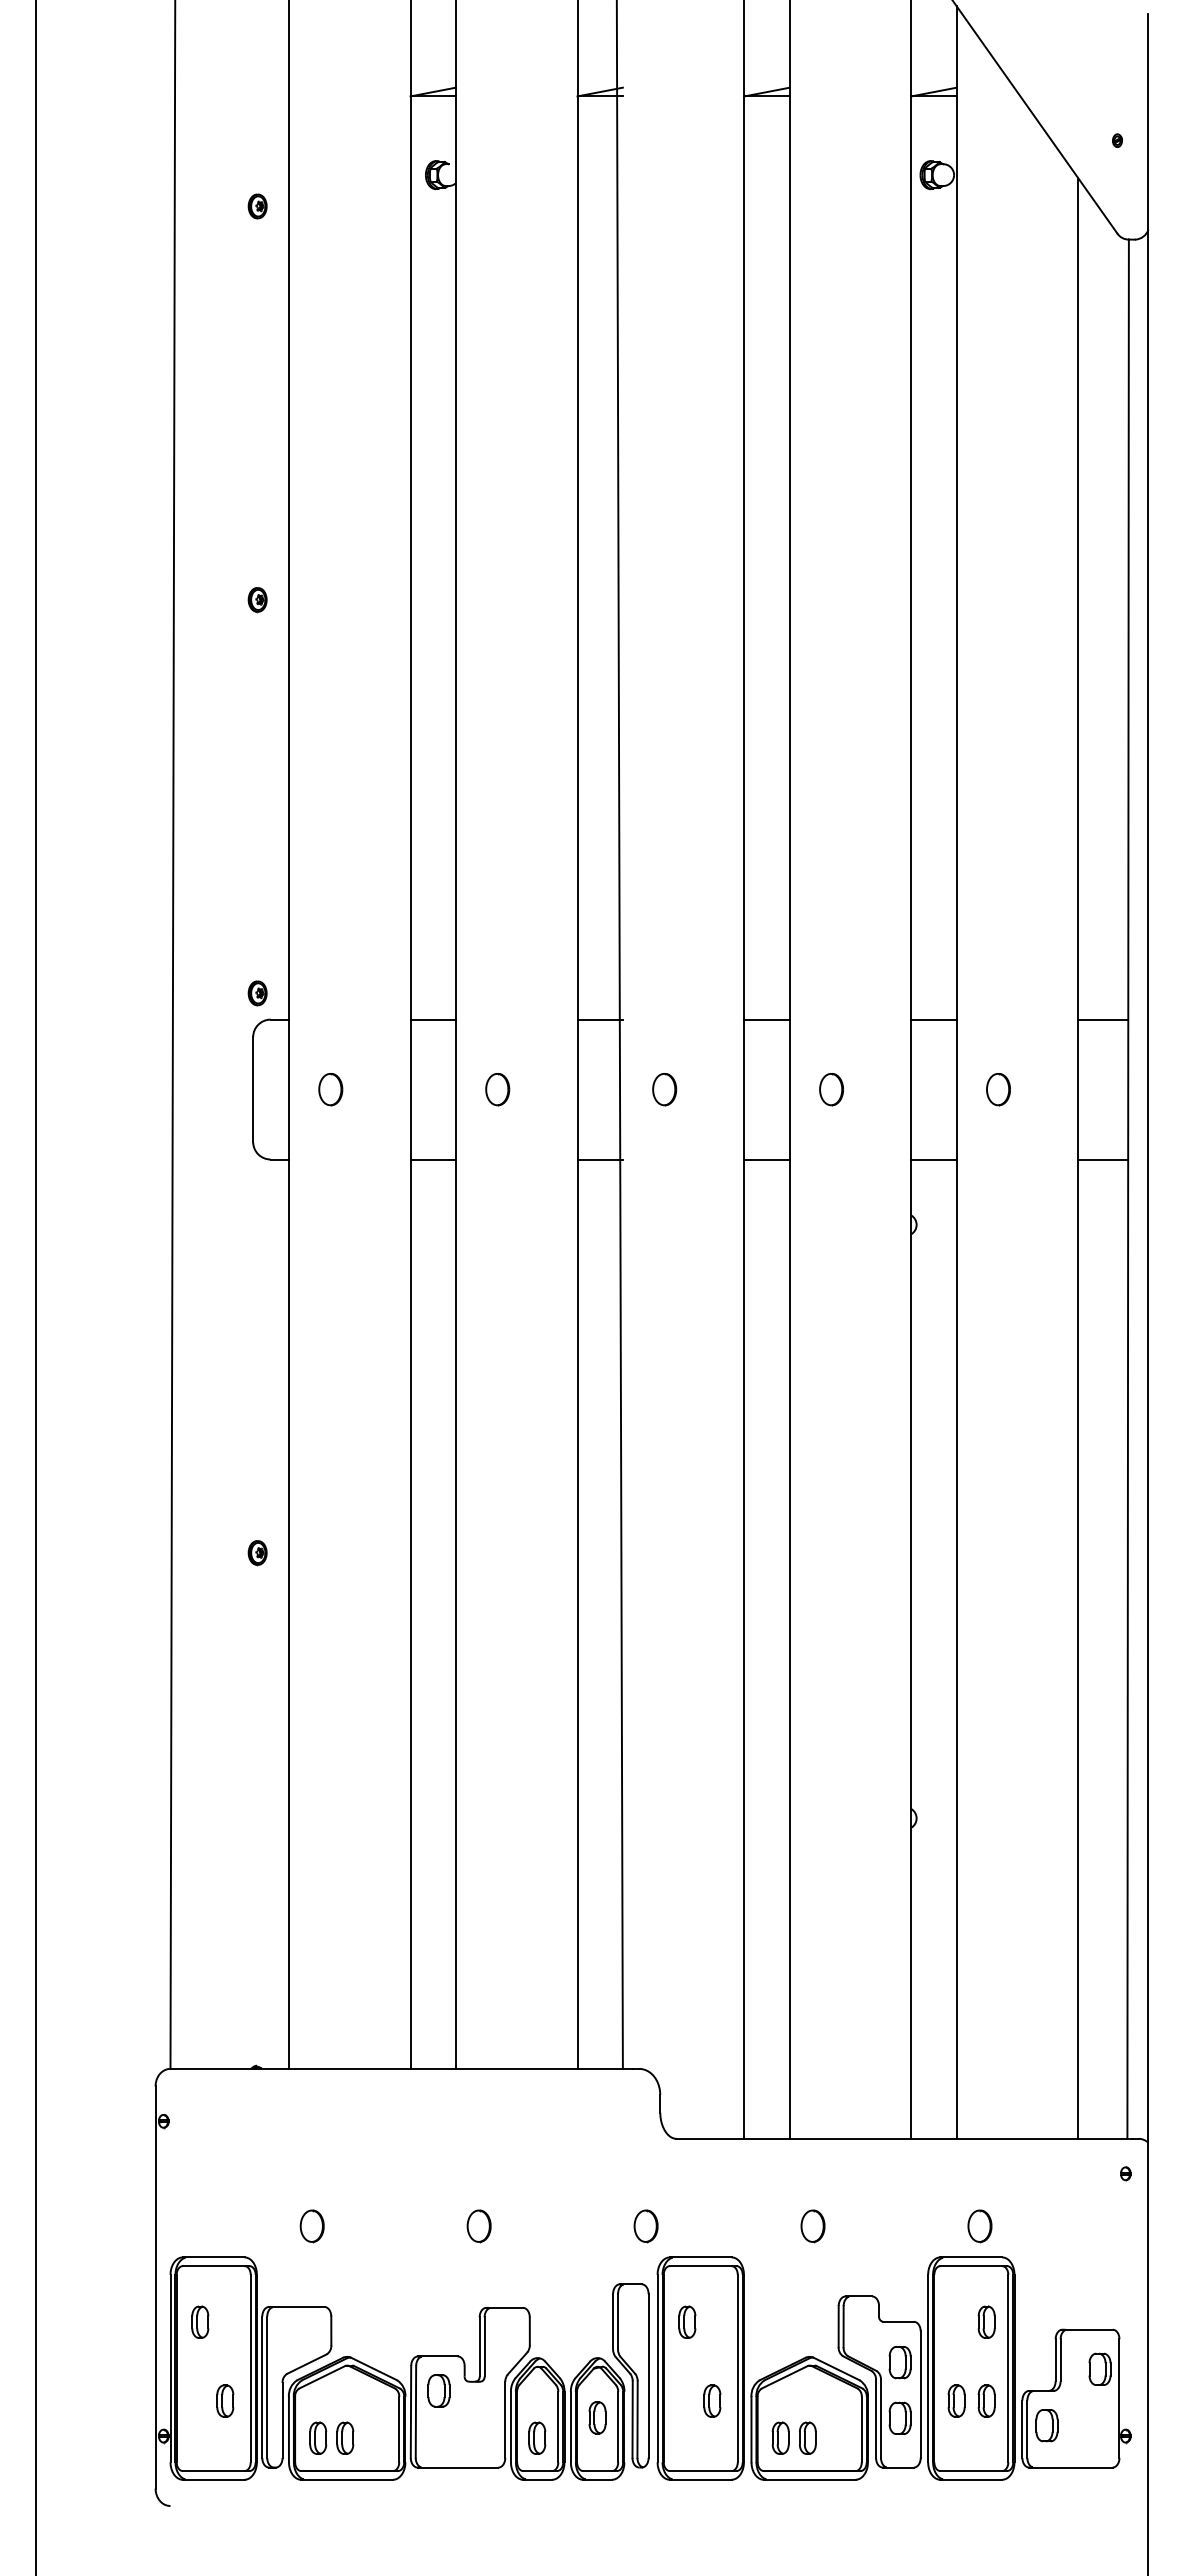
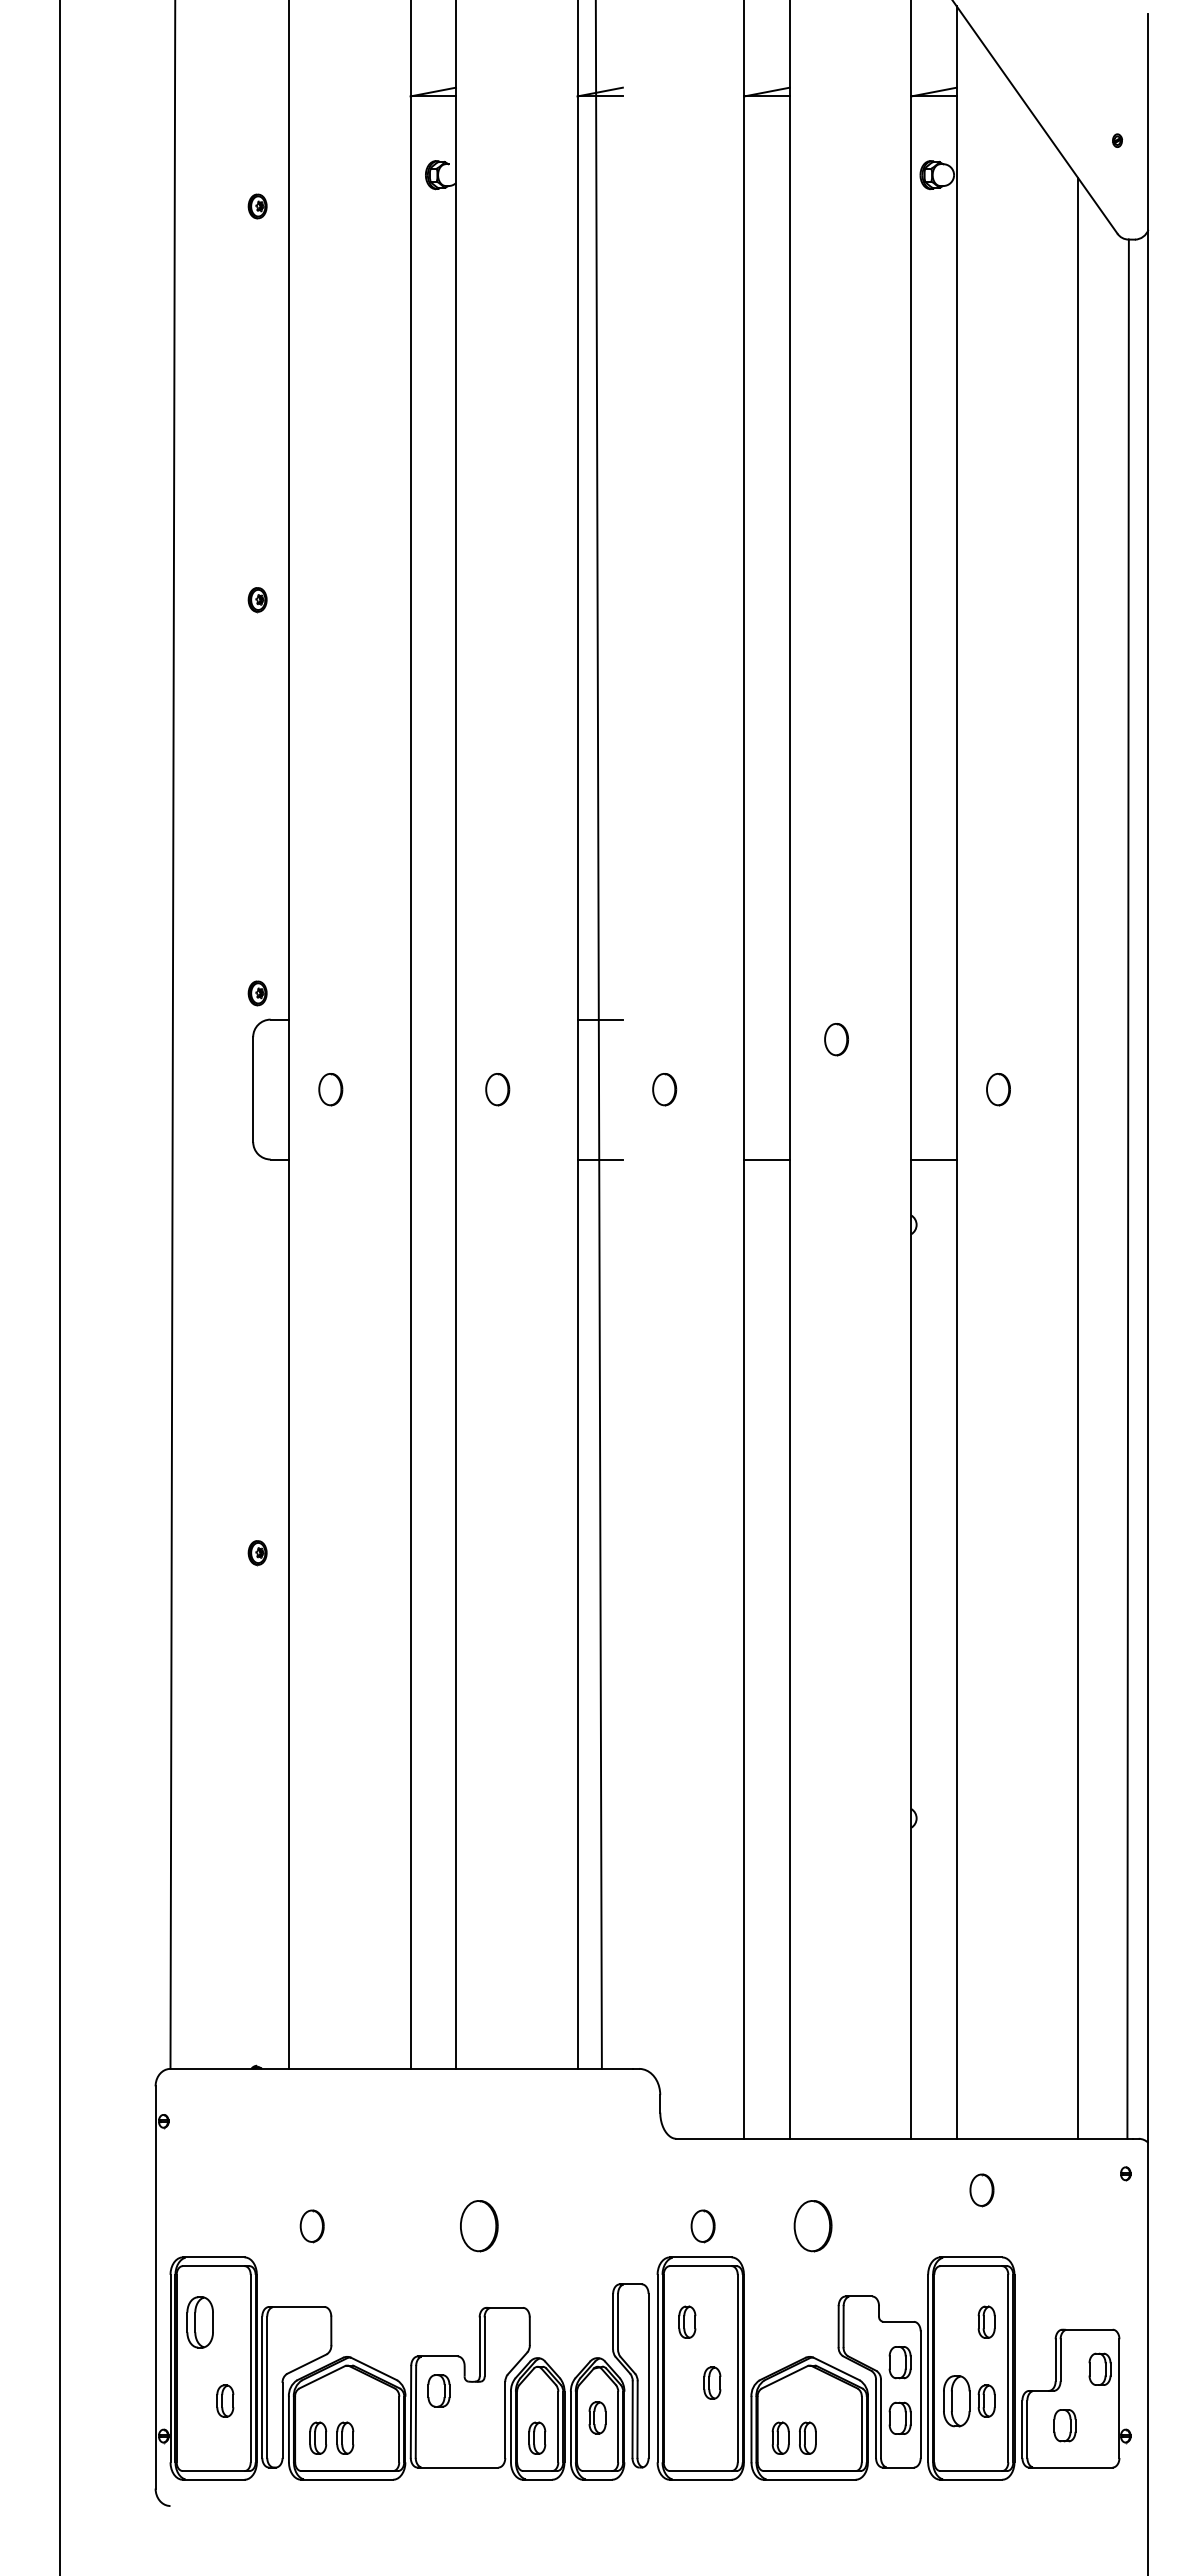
line: present -> none (432, 1019)
line: present -> none (766, 1019)
line: present -> none (933, 1019)
line: present -> none (1102, 1019)
line position: (619, 1035) -> (598, 1035) (598, 1035)
part position: (831, 1089) -> (836, 1039) (836, 1039)
line: present -> none (432, 1159)
line: present -> none (1102, 1159)
line position: (35, 1287) -> (59, 1287) (59, 1287)
part size: 26x35 px -> 39x53 px (479, 2226)
part position: (645, 2226) -> (702, 2226) (702, 2226)
part size: 26x35 px -> 40x53 px (812, 2226)
part position: (979, 2226) -> (981, 2190) (981, 2190)
part size: 19x34 px -> 28x53 px (199, 2322)
part position: (712, 2400) -> (712, 2382) (712, 2382)
part size: 19x34 px -> 28x53 px (956, 2401)
part position: (1046, 2425) -> (1064, 2425) (1064, 2425)
